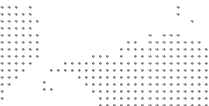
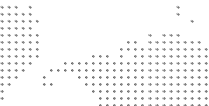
part position: (47, 85) -> (47, 80) (47, 80)
